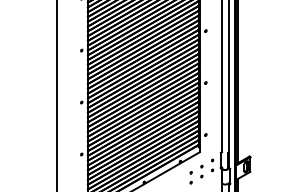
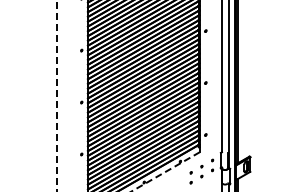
line: solid -> dashed (56, 96)
line: solid -> dashed (165, 172)
